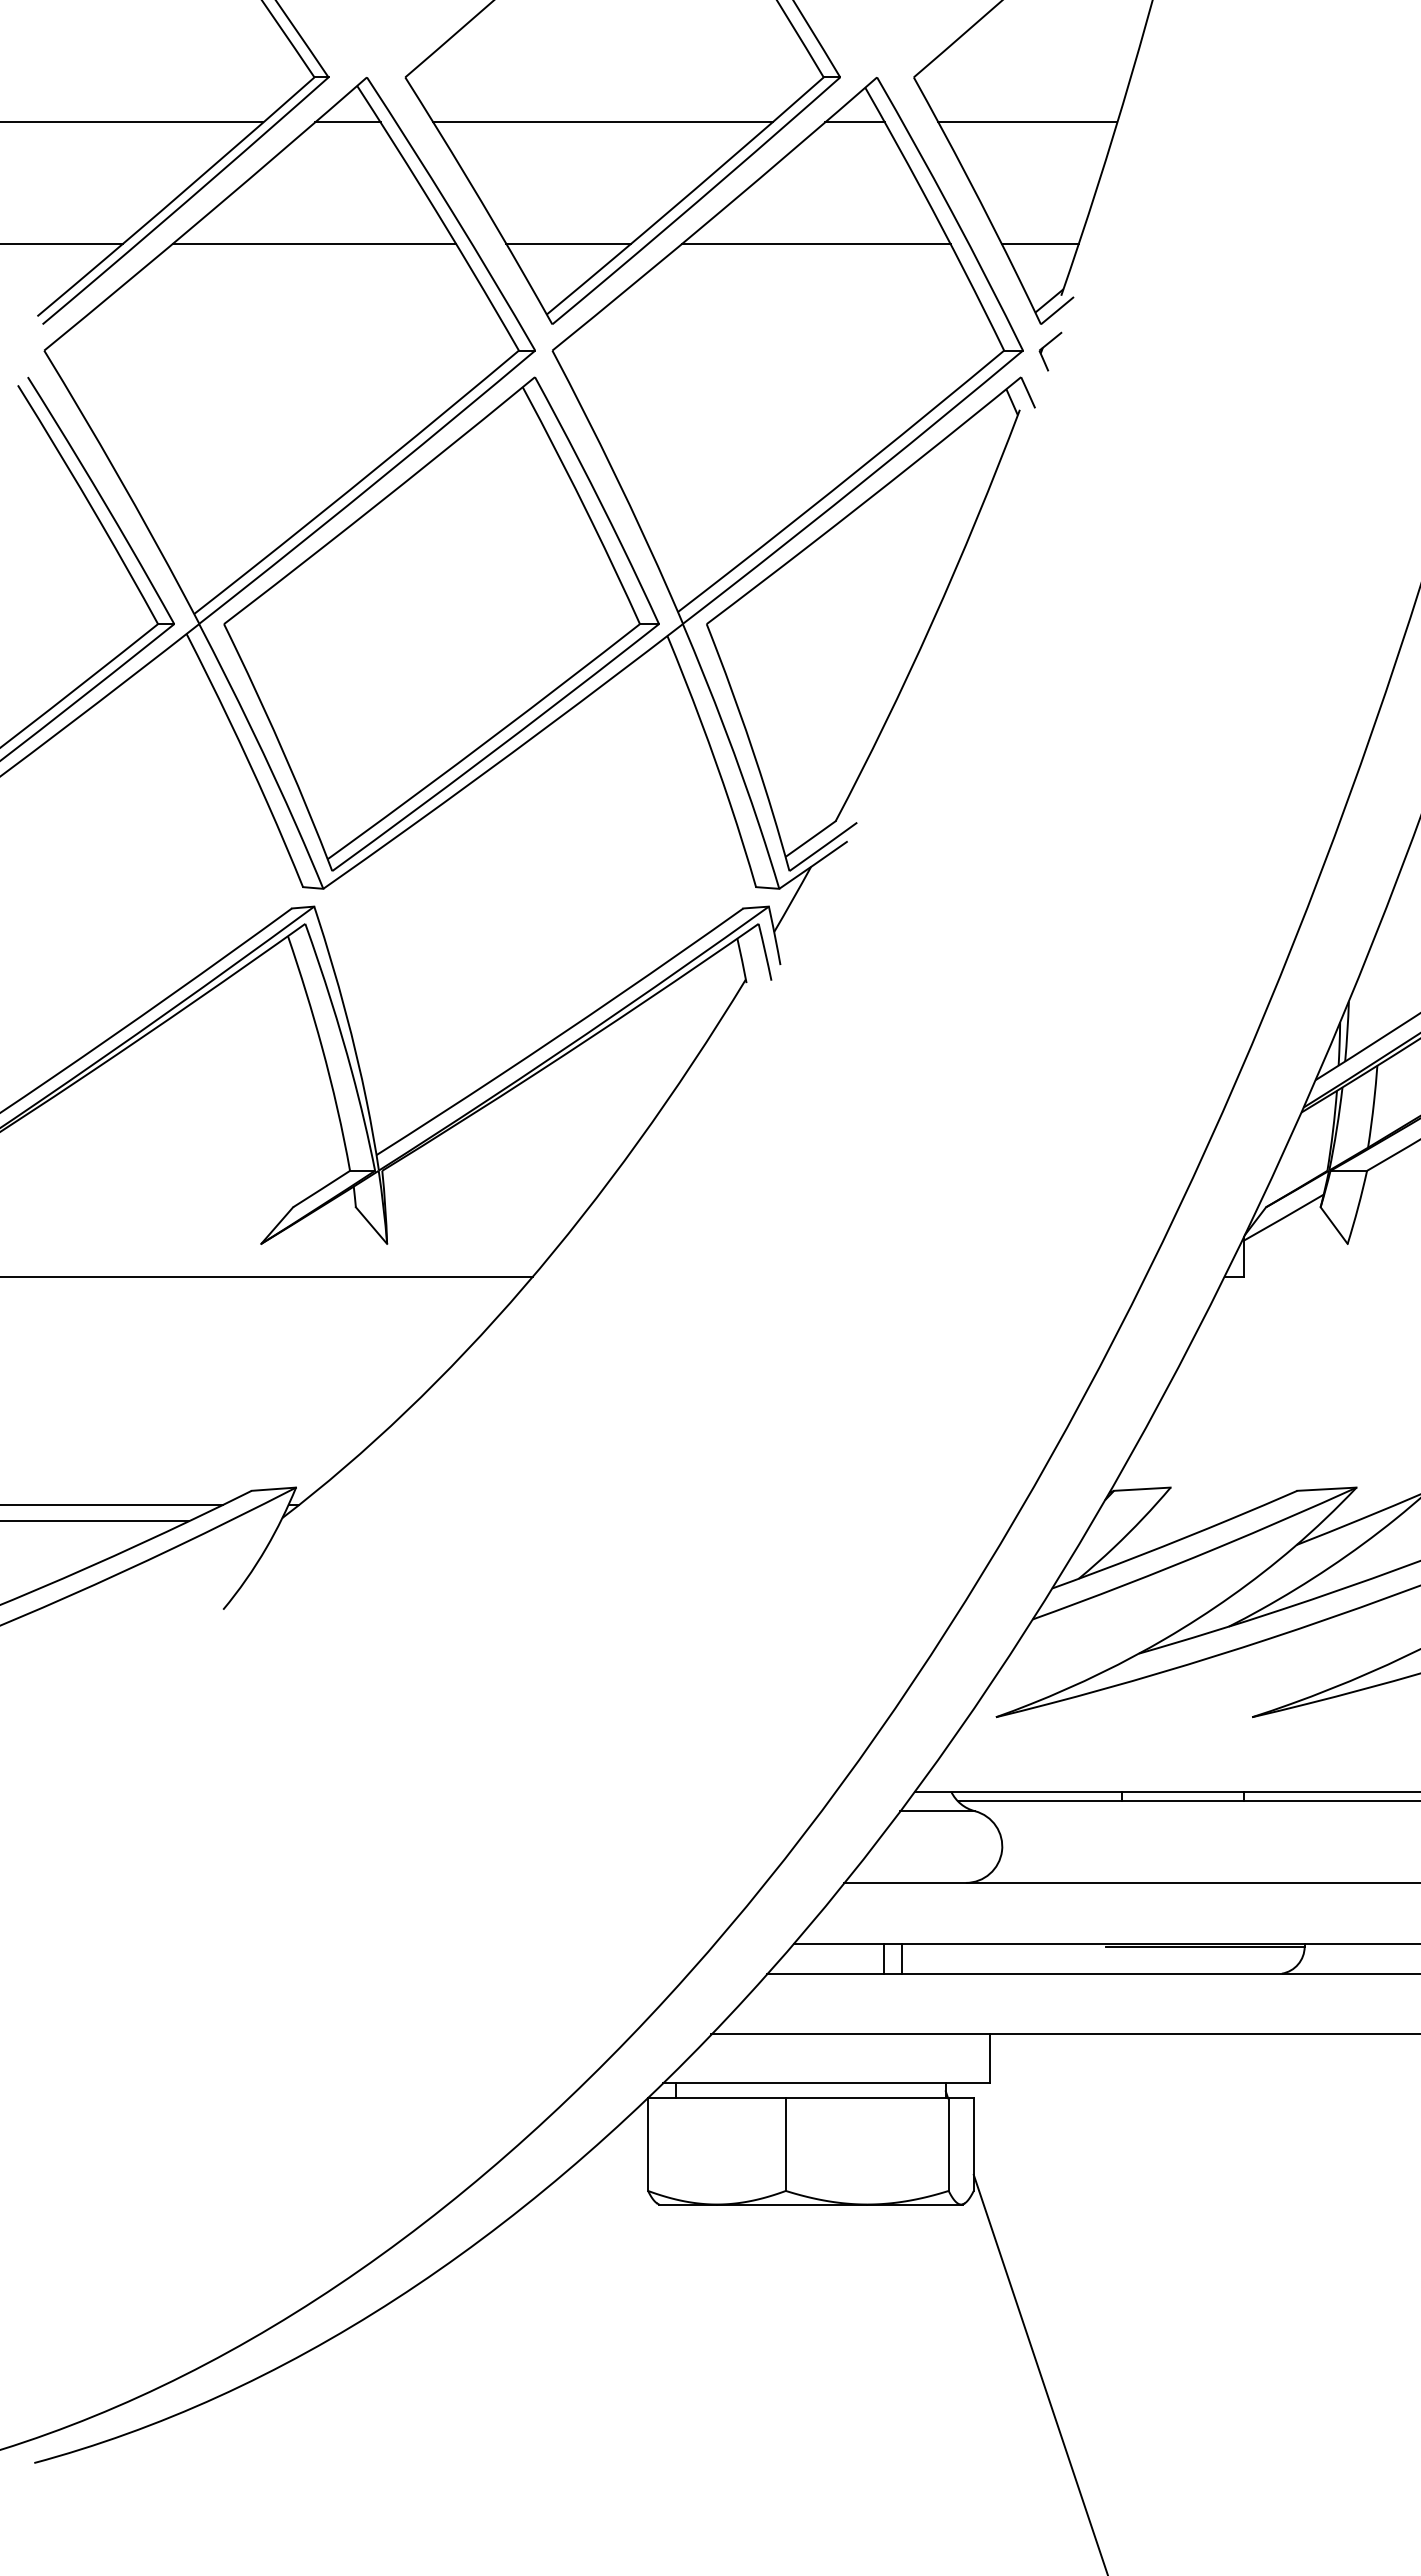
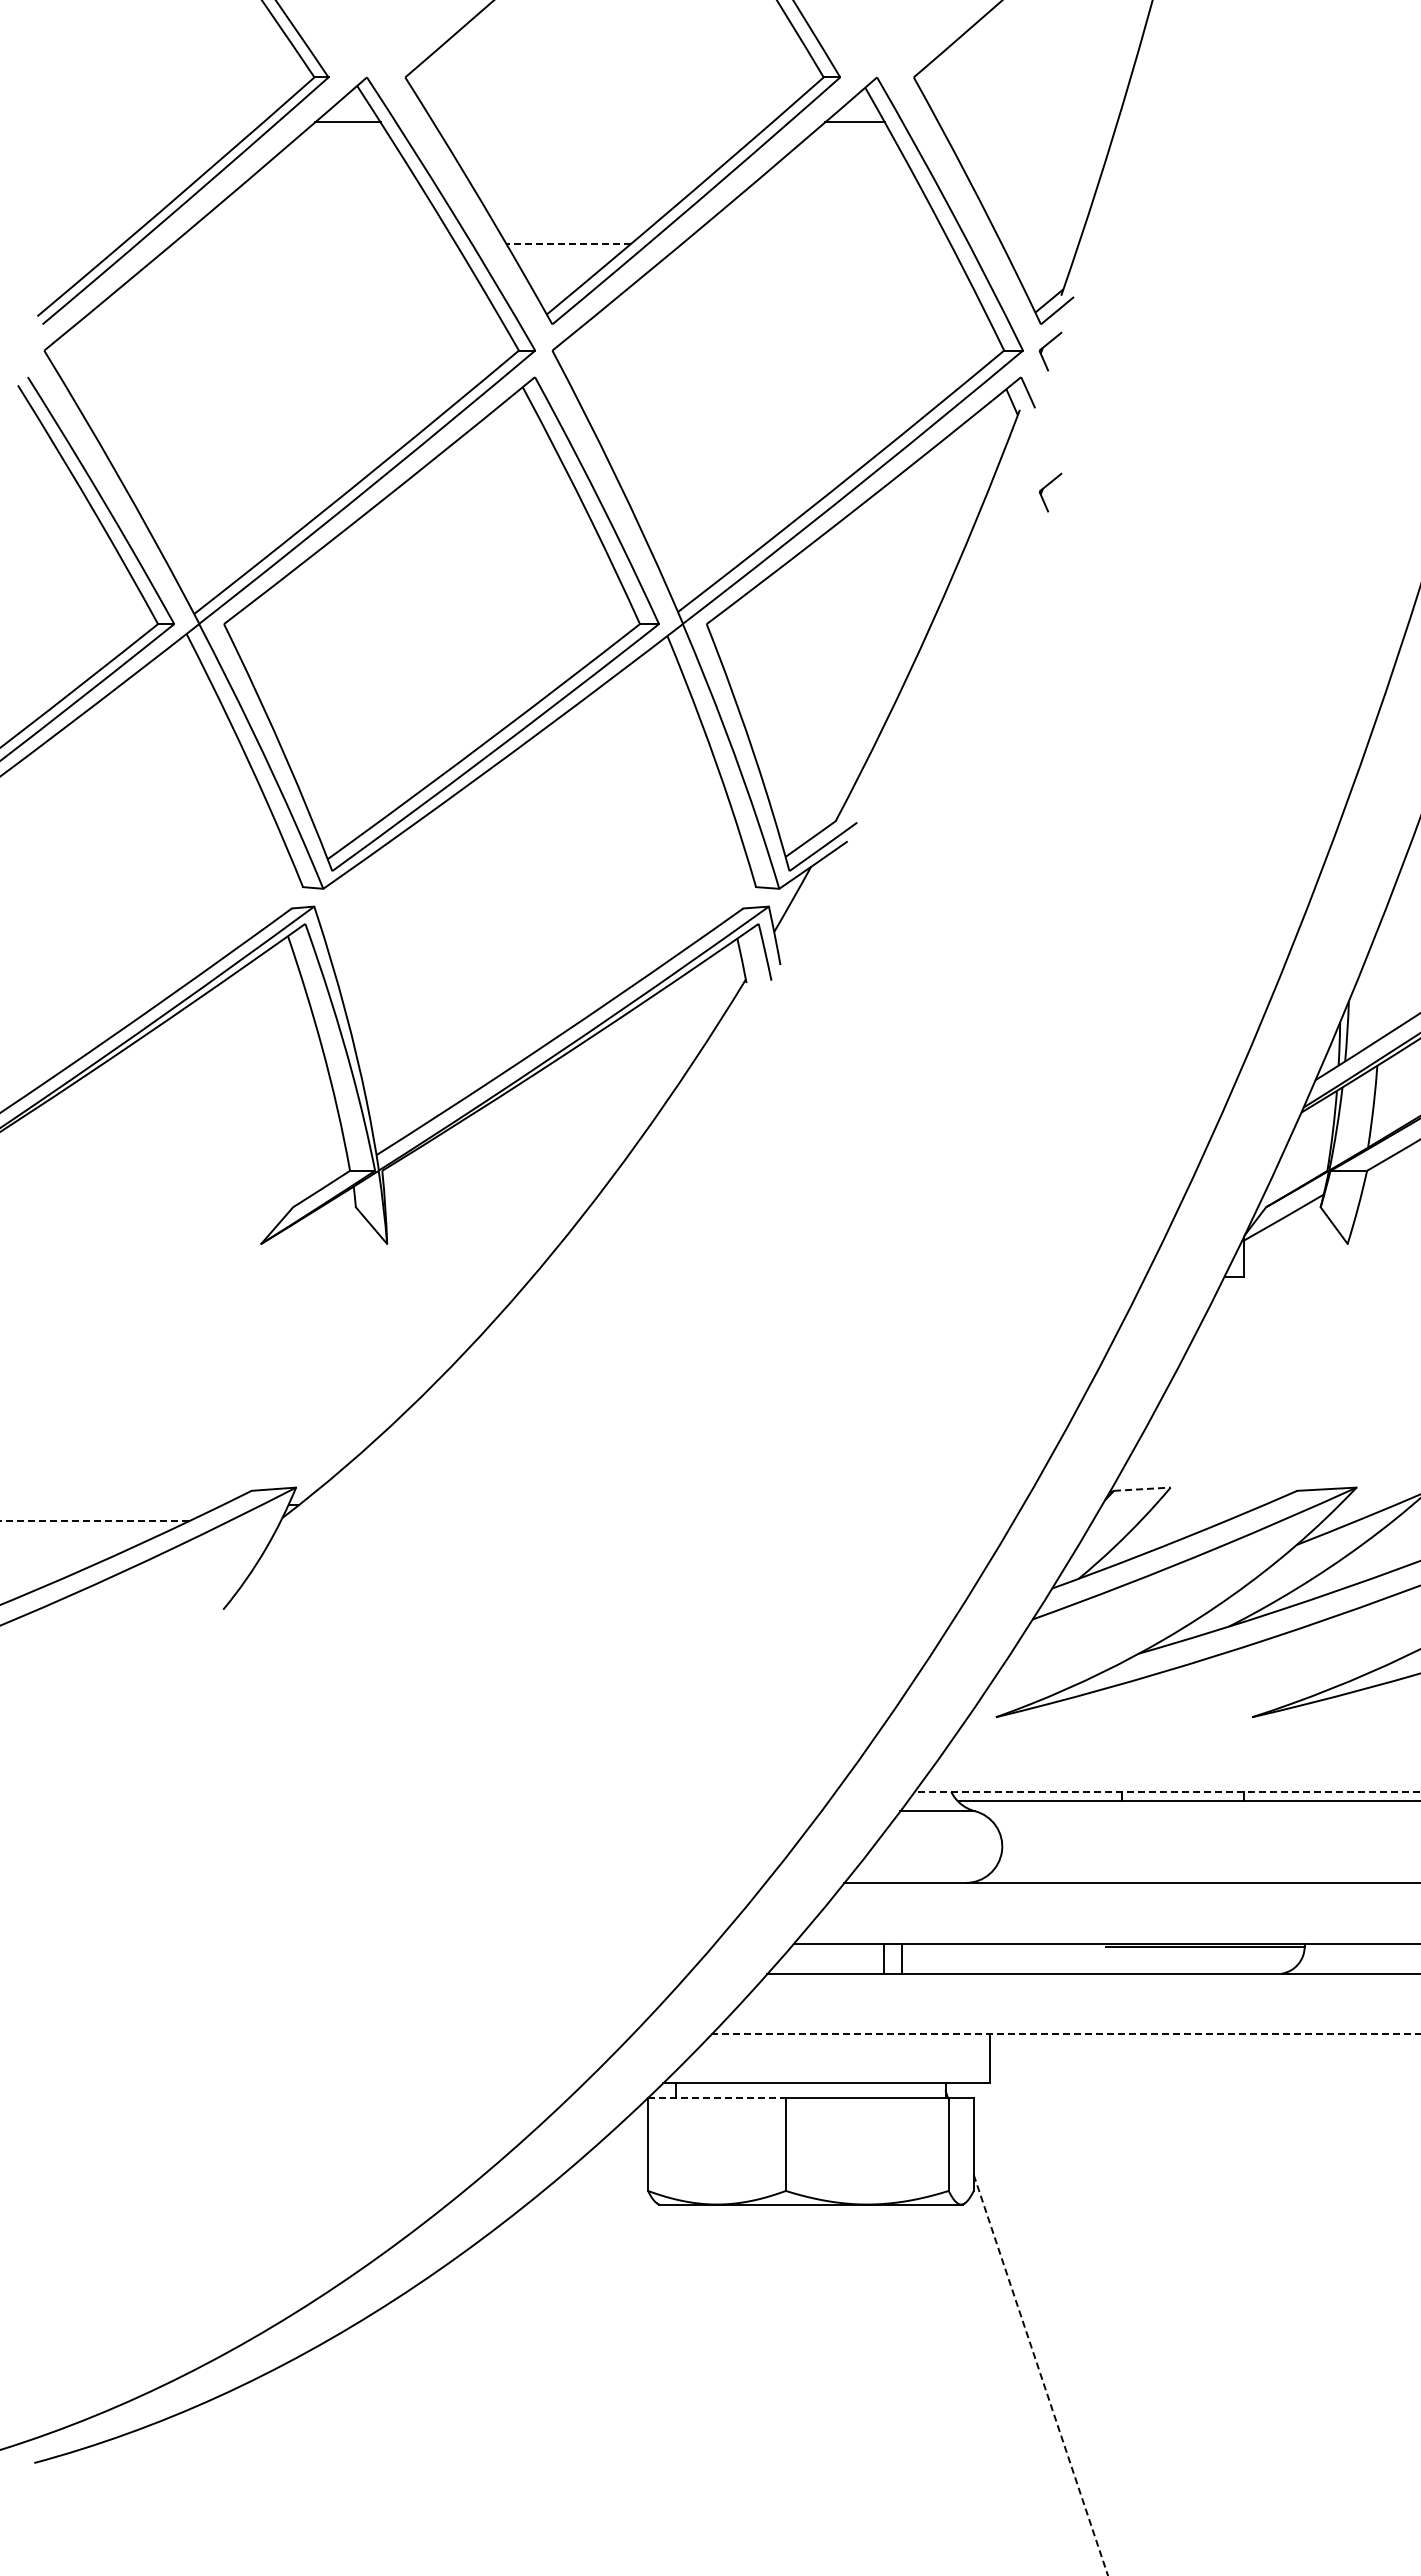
line: present -> none (132, 122)
line: present -> none (602, 122)
line: present -> none (1027, 122)
line: present -> none (62, 243)
line: present -> none (314, 243)
line: solid -> dashed (568, 243)
line: present -> none (816, 243)
line: present -> none (1039, 243)
part: none -> present (1046, 487)
line: present -> none (267, 1276)
line: solid -> dashed (1142, 1489)
line: present -> none (112, 1505)
line: solid -> dashed (93, 1521)
line: solid -> dashed (1167, 1791)
line: solid -> dashed (1065, 2034)
line: solid -> dashed (716, 2098)
line: solid -> dashed (1041, 2375)
